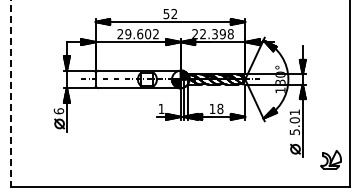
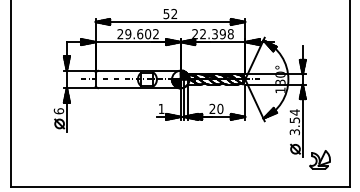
line: dashed -> solid (11, 94)
text: 18 -> 20 (216, 108)
text: 5.01 -> 3.54 (294, 121)
part position: (330, 159) -> (319, 159) (319, 159)
